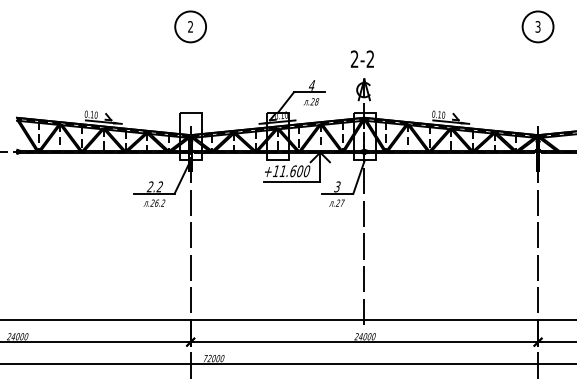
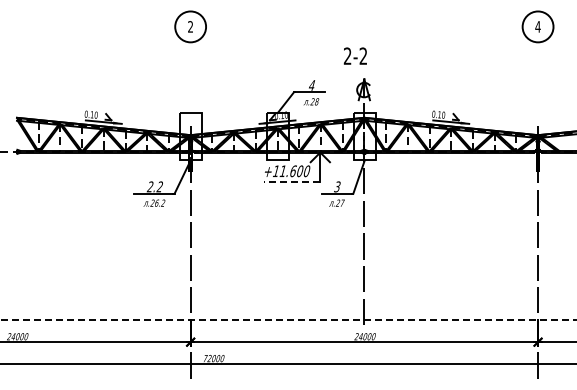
text: 3 -> 4 (537, 26)
text position: (361, 58) -> (354, 55) (354, 55)
line: solid -> dashed (292, 181)
line: solid -> dashed (288, 320)
